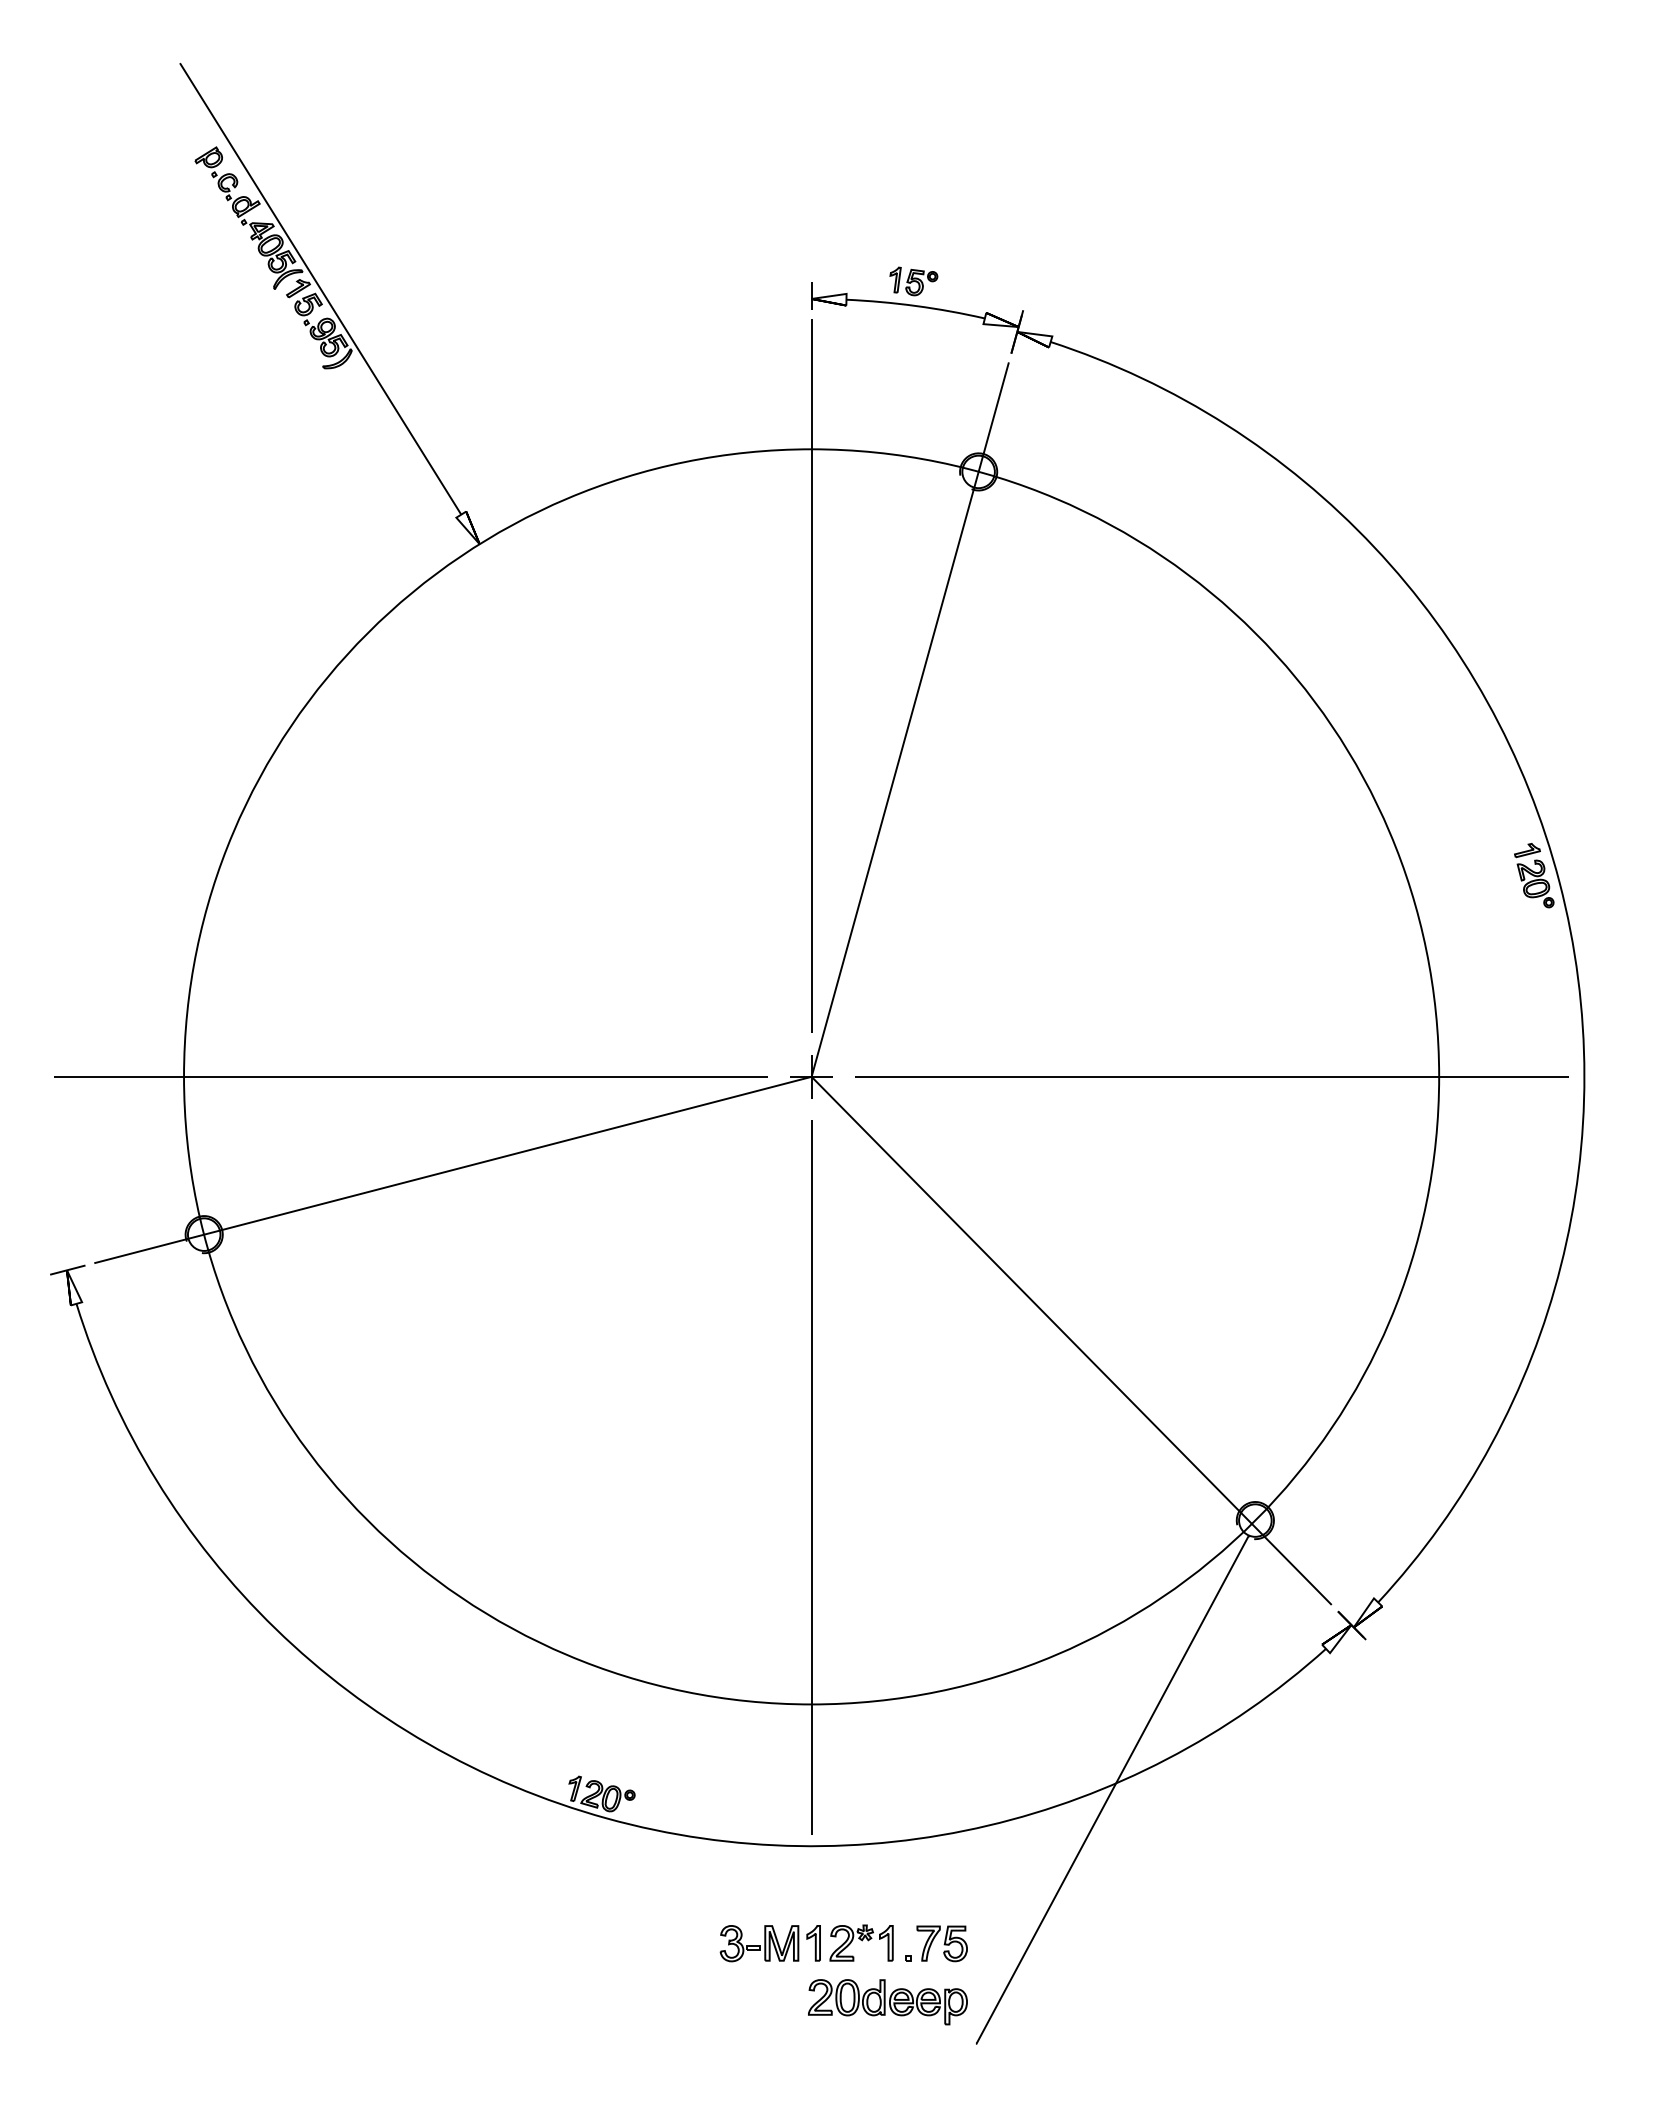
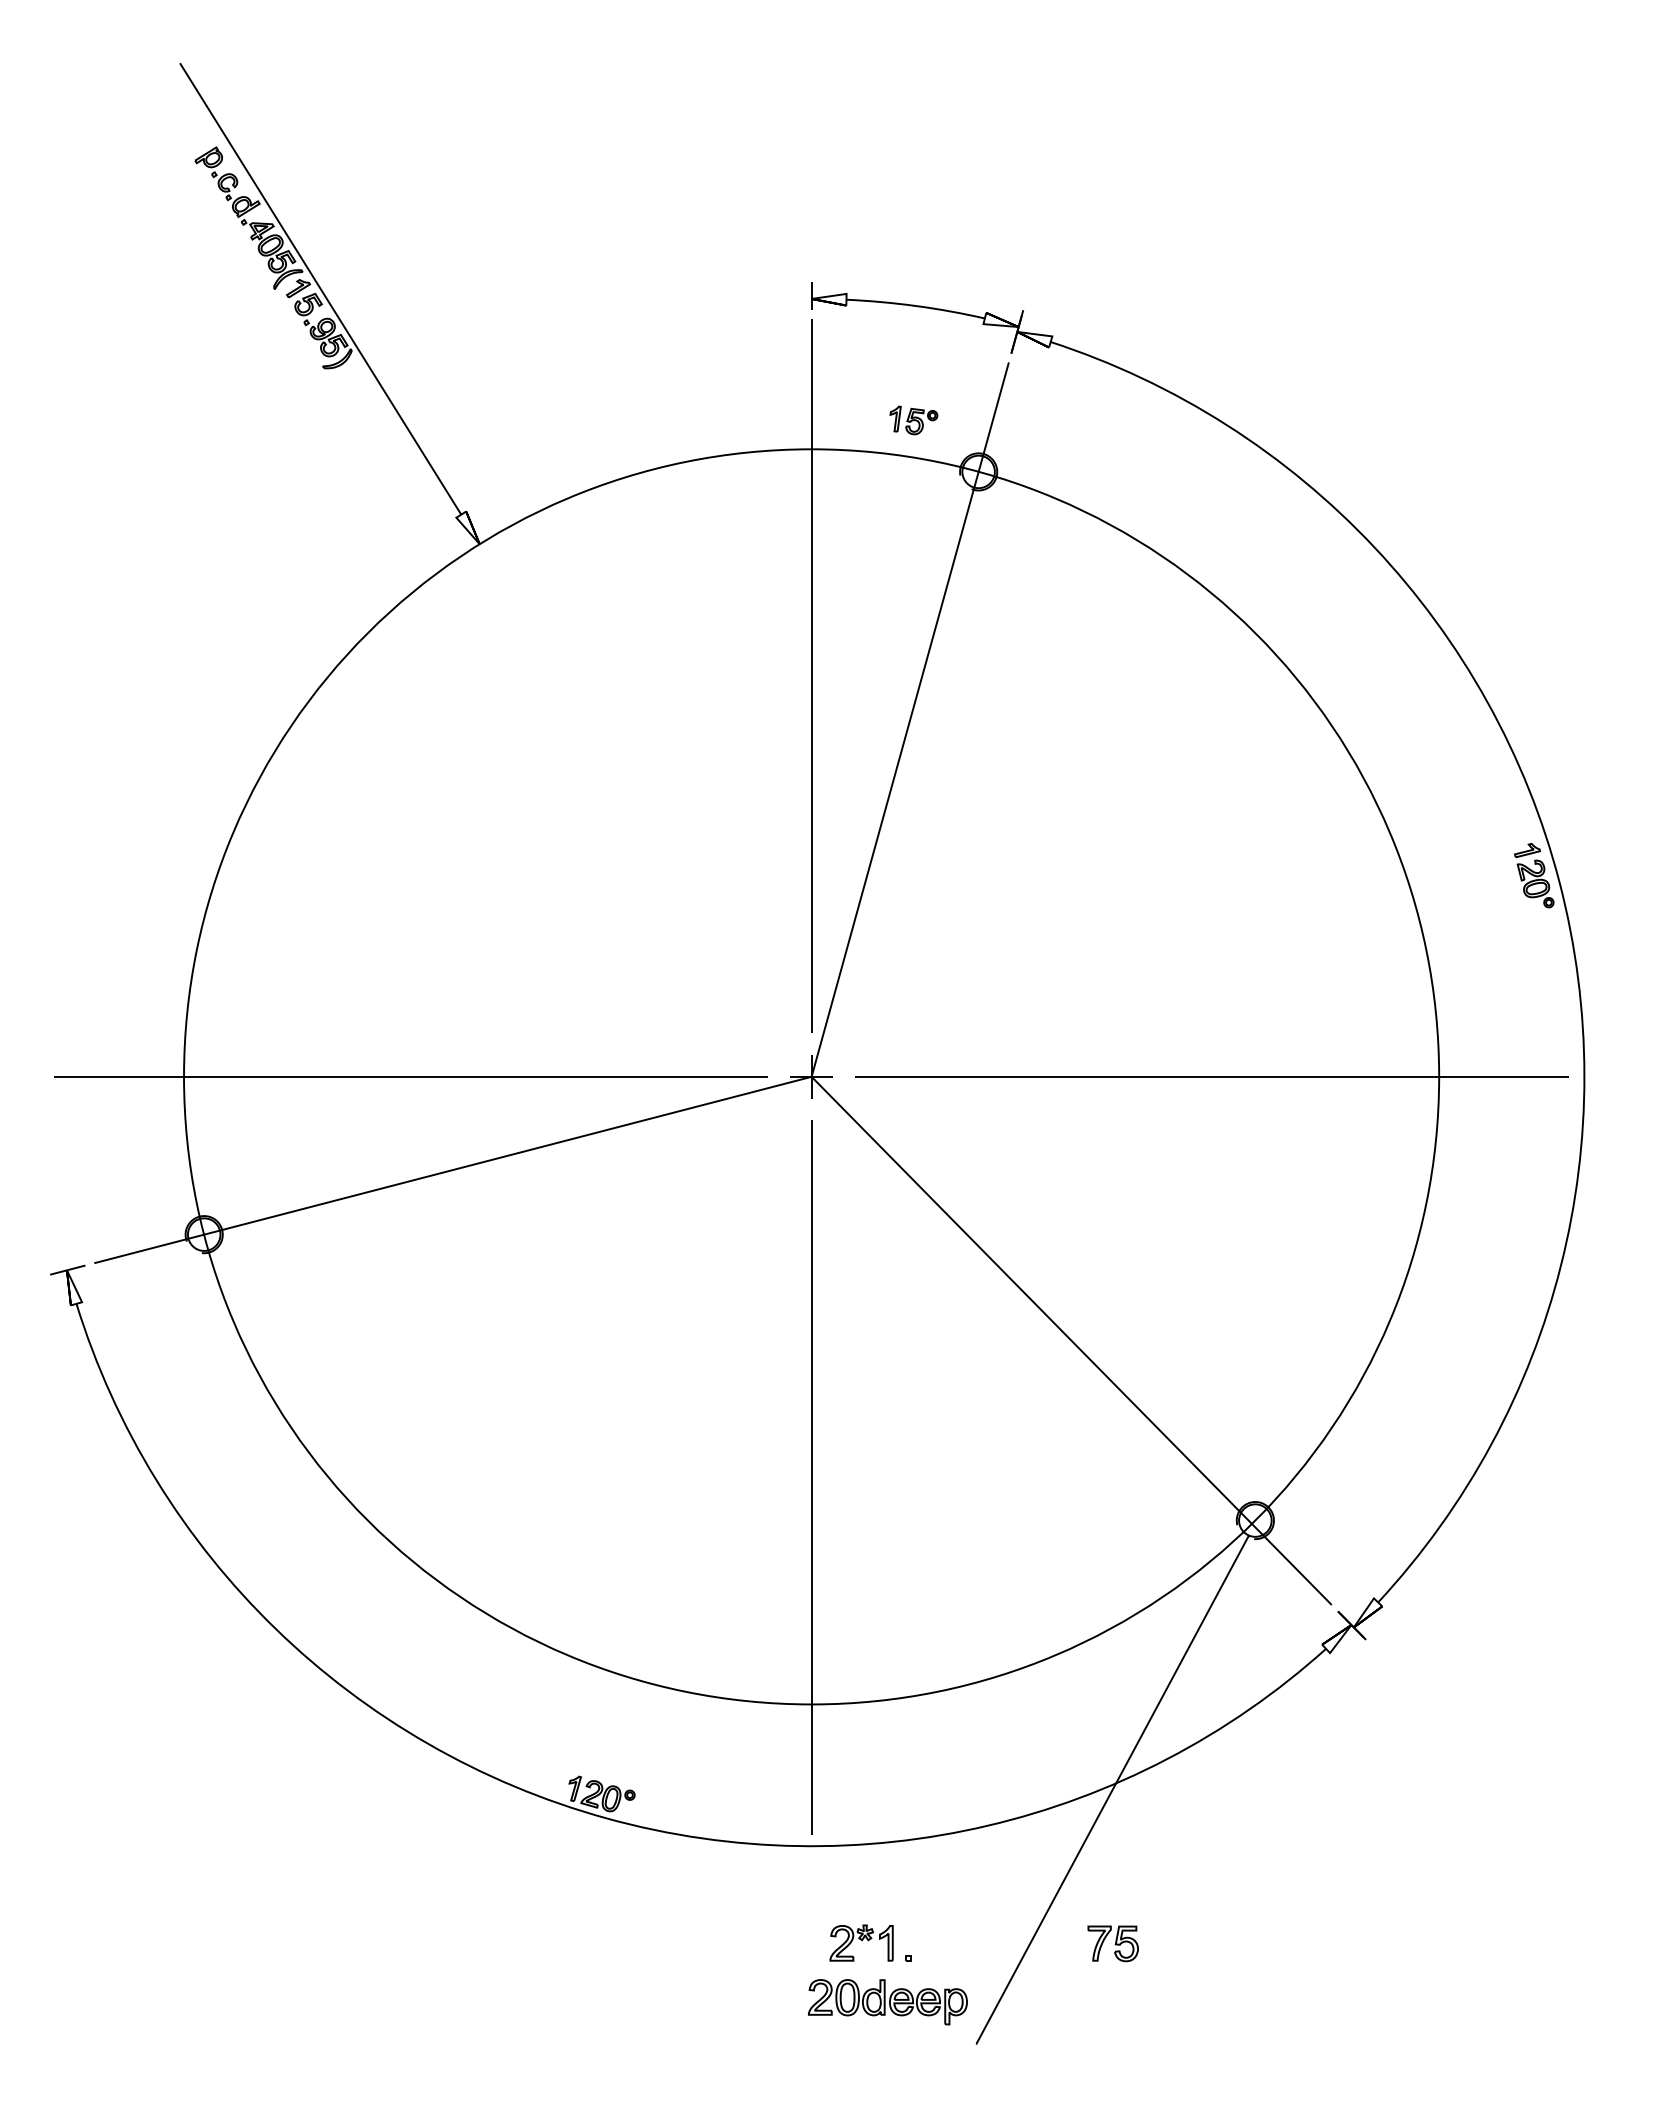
part position: (913, 281) -> (913, 420) (913, 420)
part: present -> none (769, 1943)
part position: (941, 1943) -> (1112, 1943) (1112, 1943)
